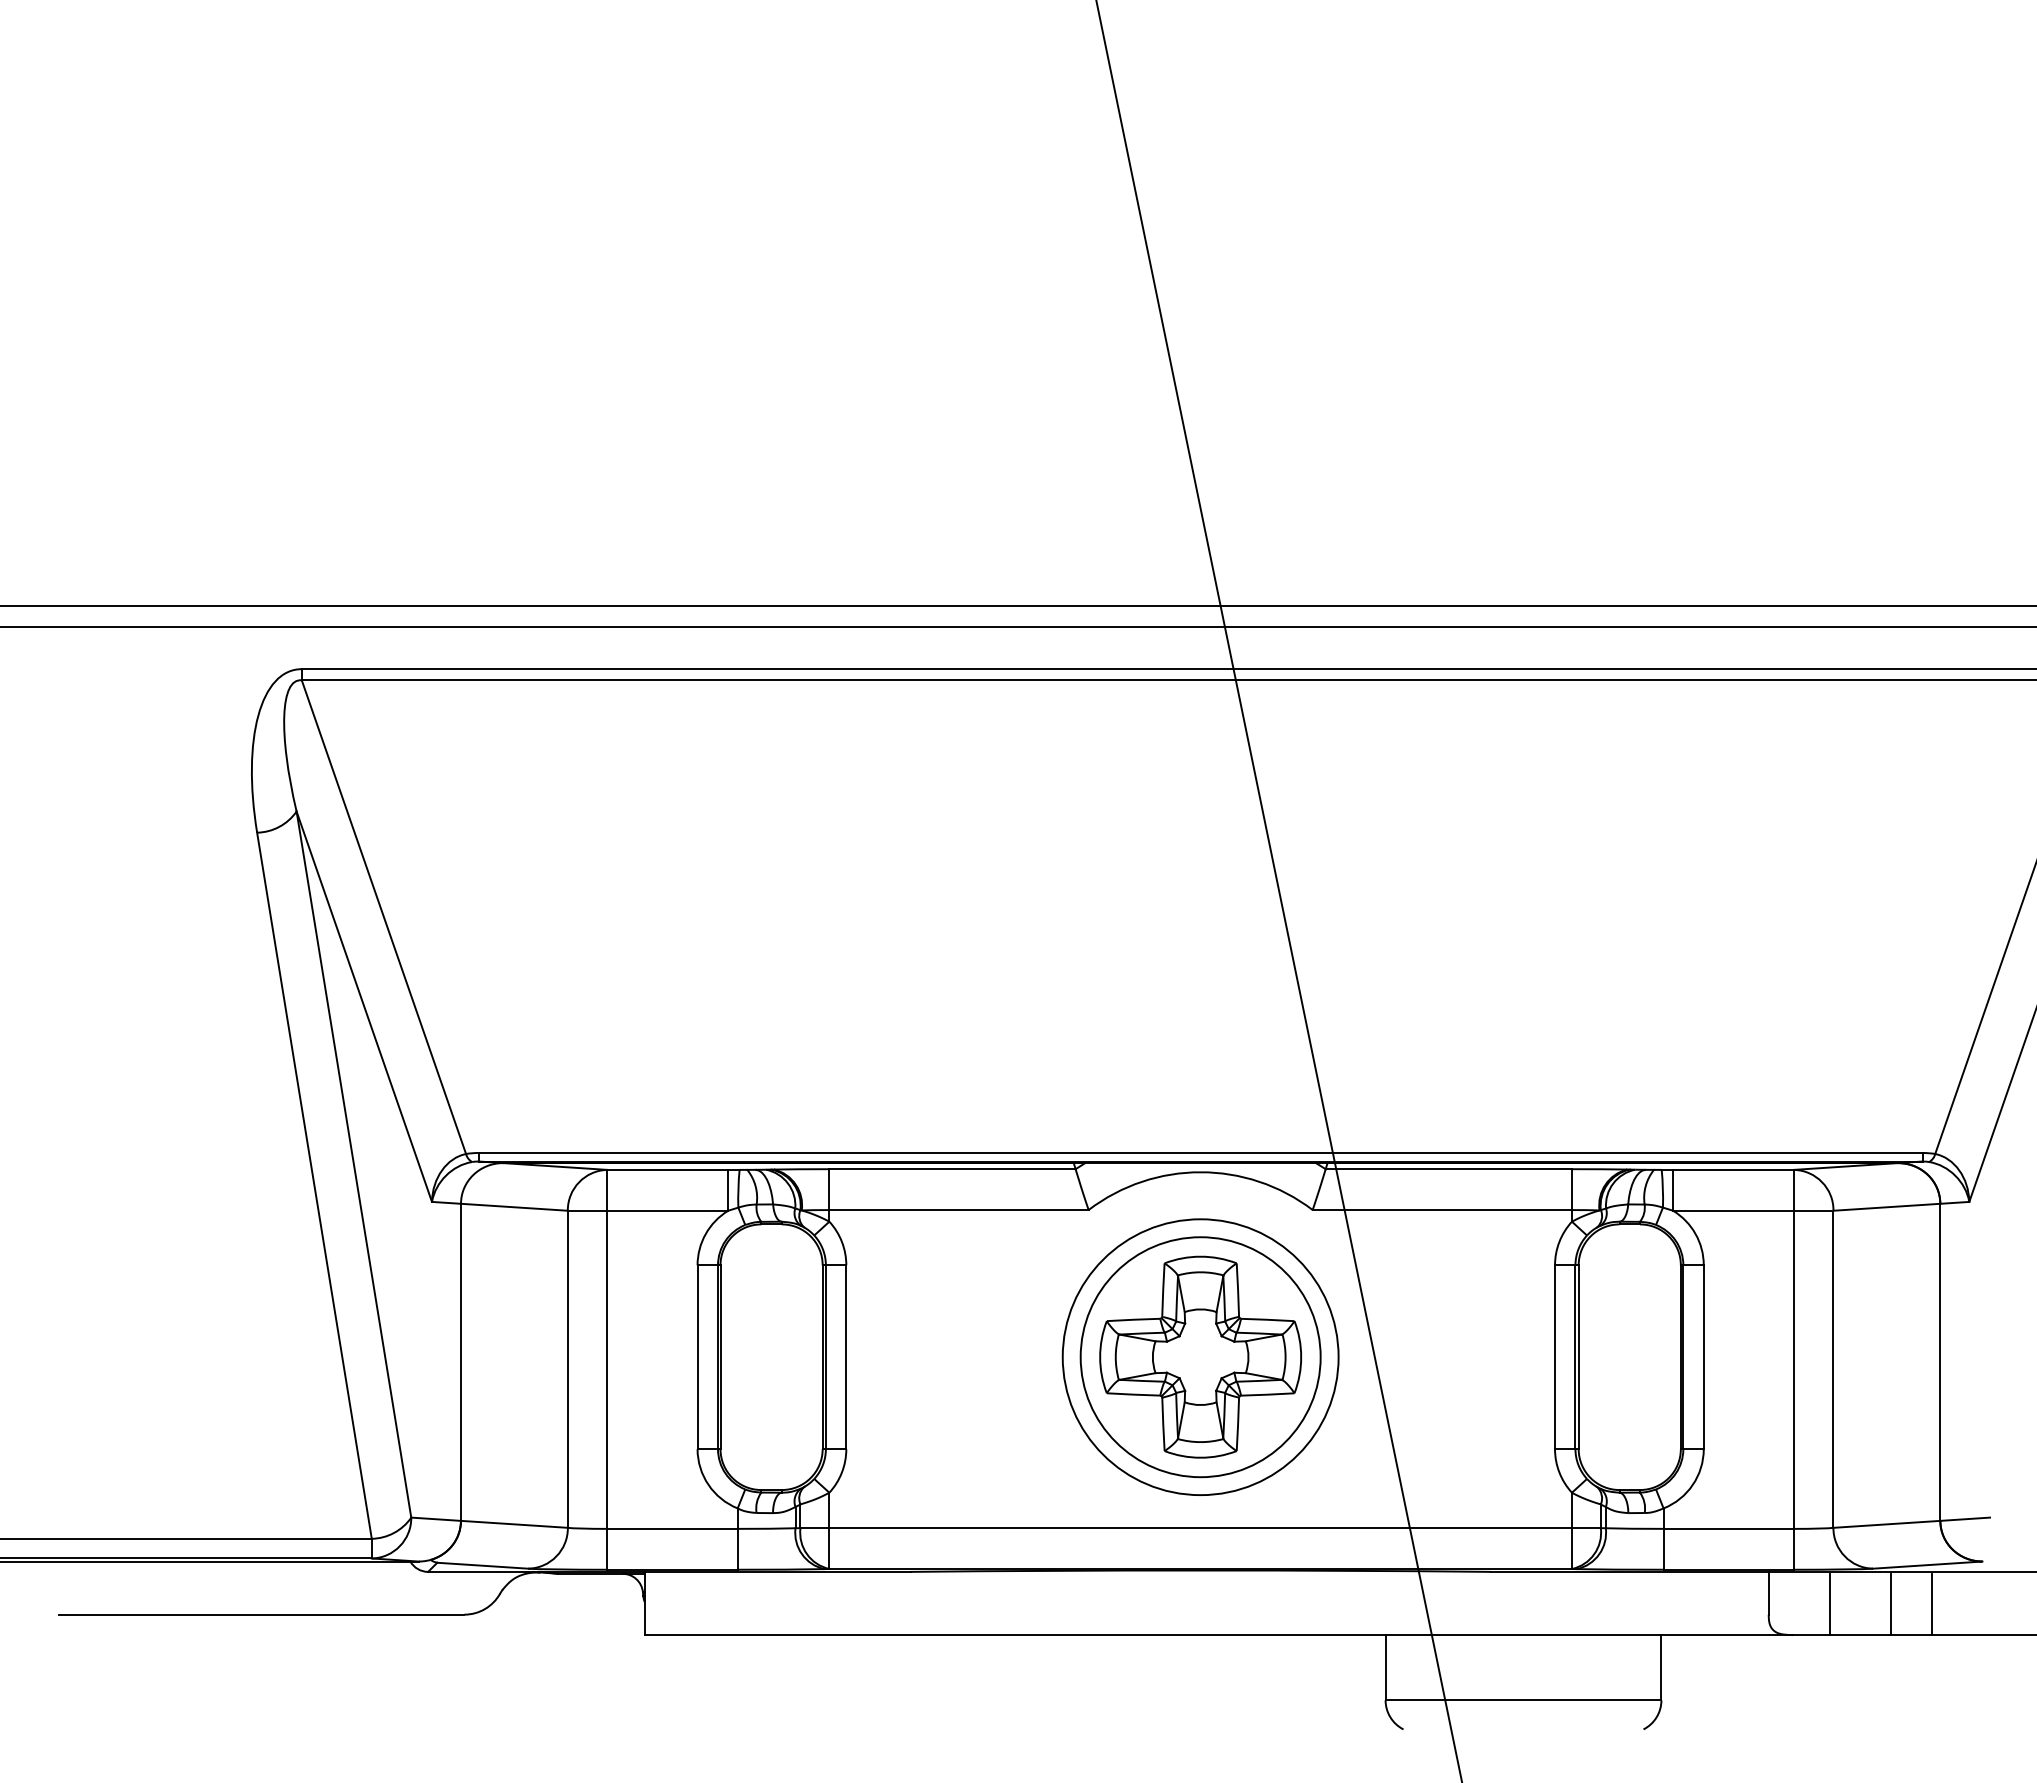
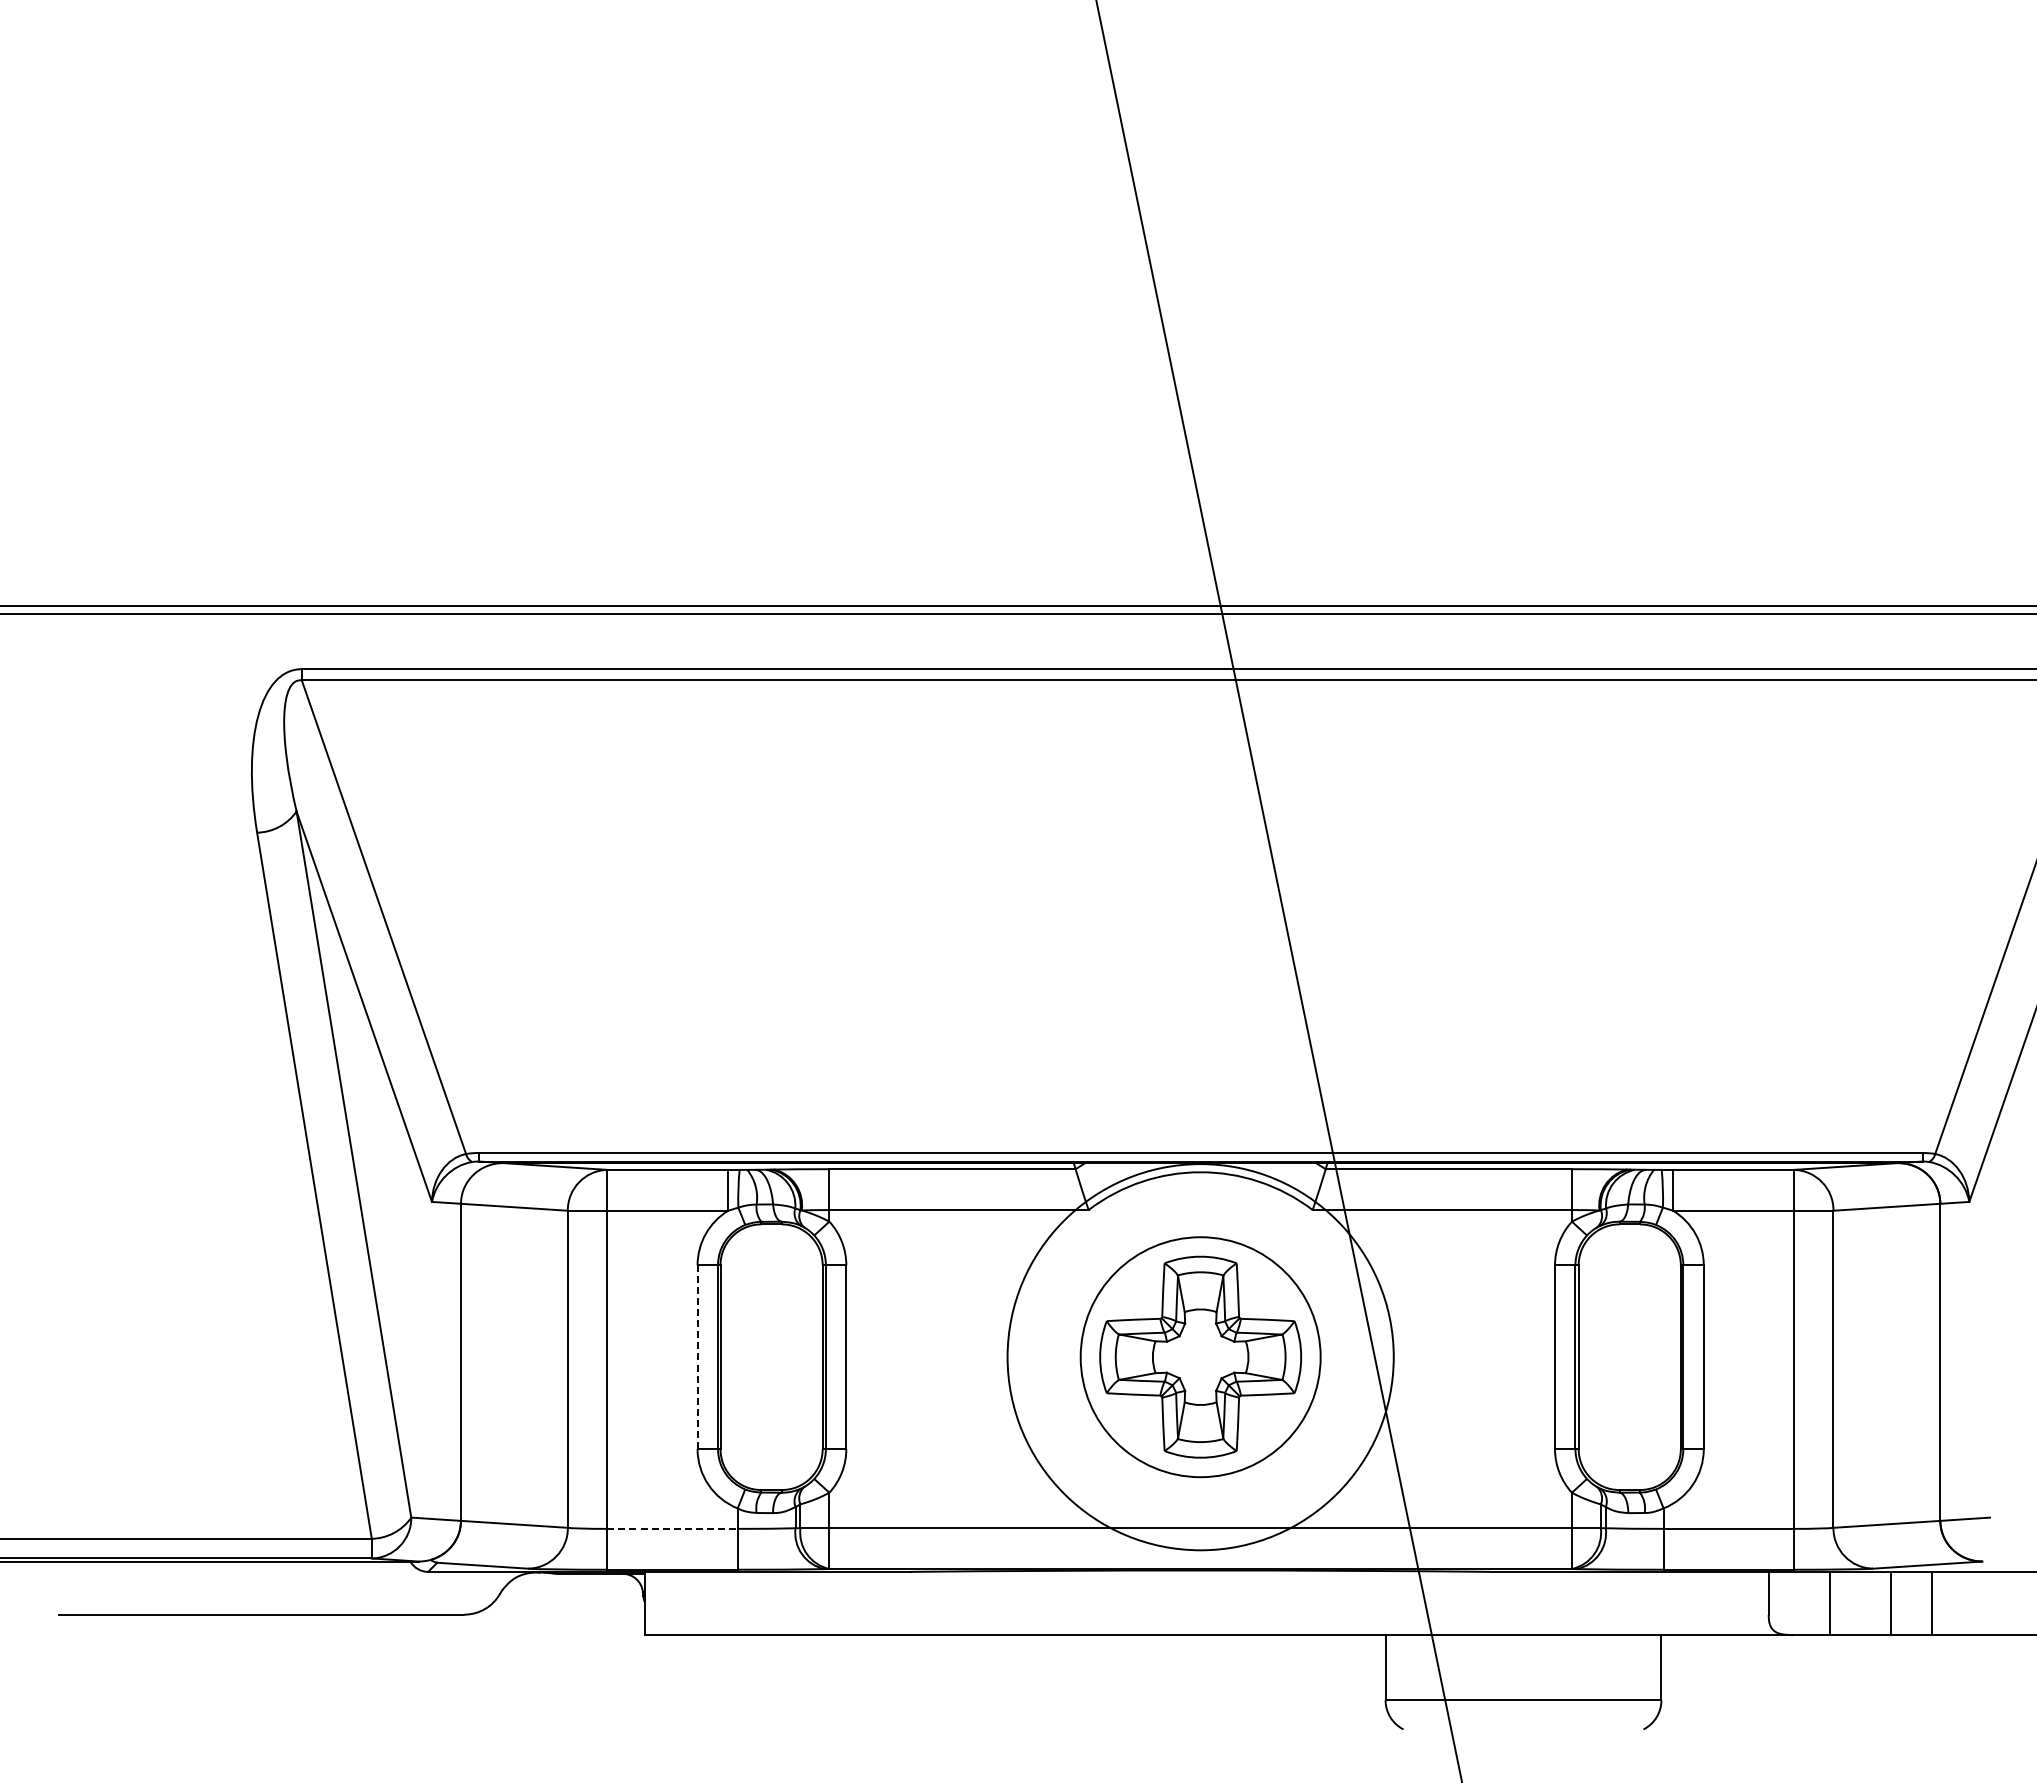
line position: (1017, 627) -> (1017, 614) (1017, 614)
line: solid -> dashed (697, 1357)
circle diameter: 276 px -> 386 px (1200, 1357)
line: solid -> dashed (673, 1528)
